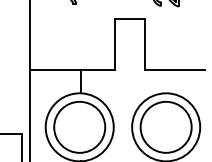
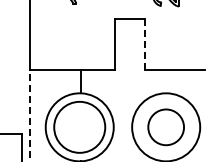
line: solid -> dashed (145, 44)
line: solid -> dashed (30, 115)
circle diameter: 51 px -> 36 px (166, 127)
